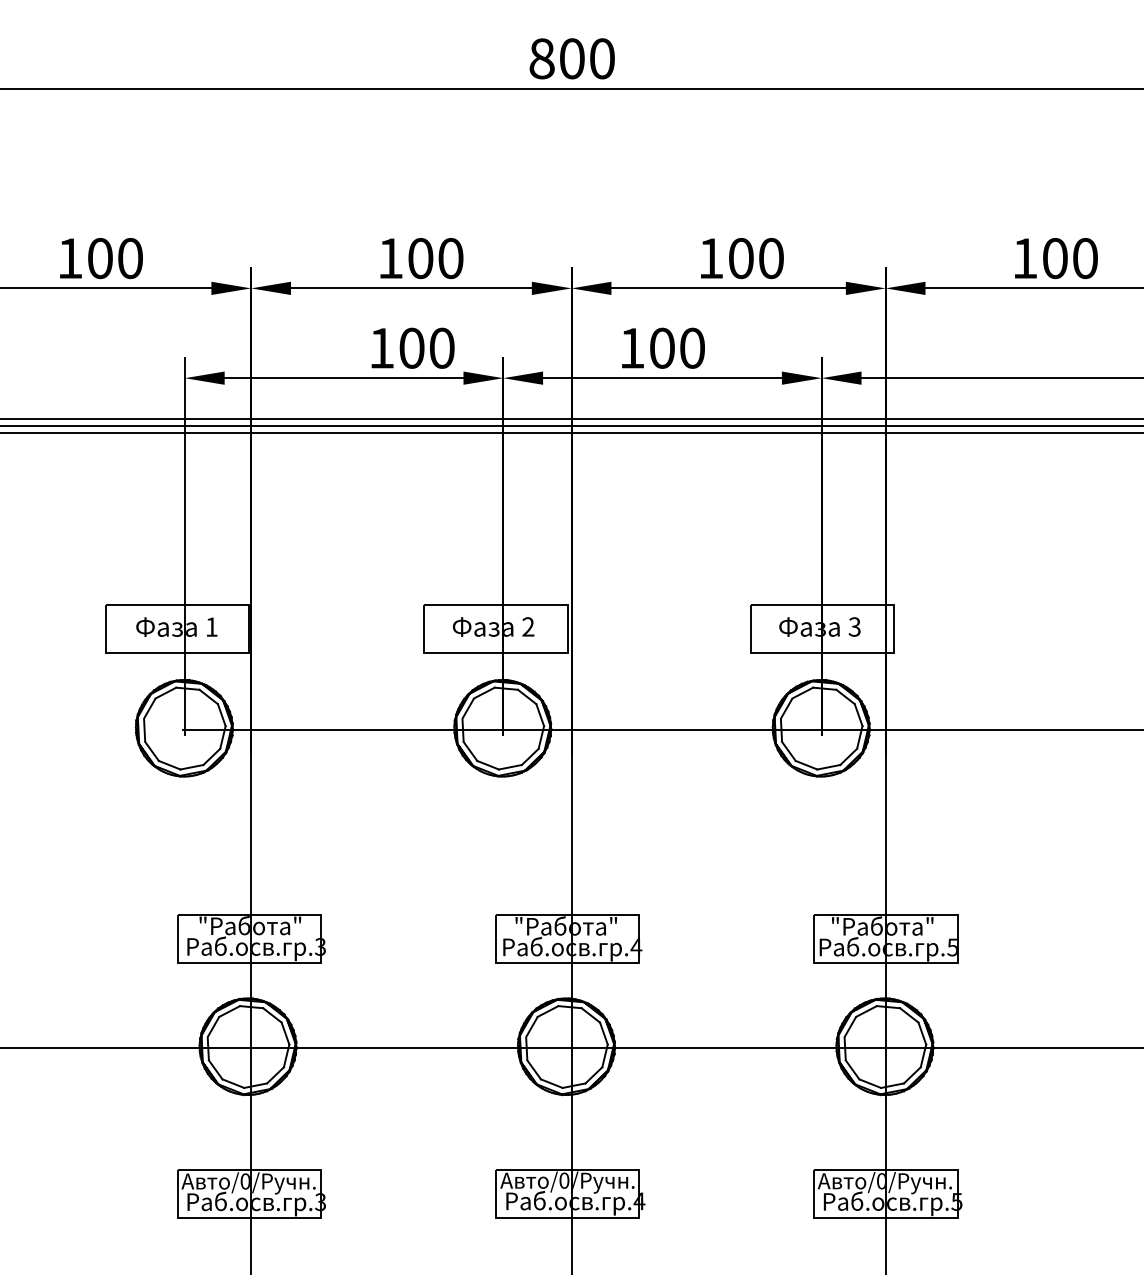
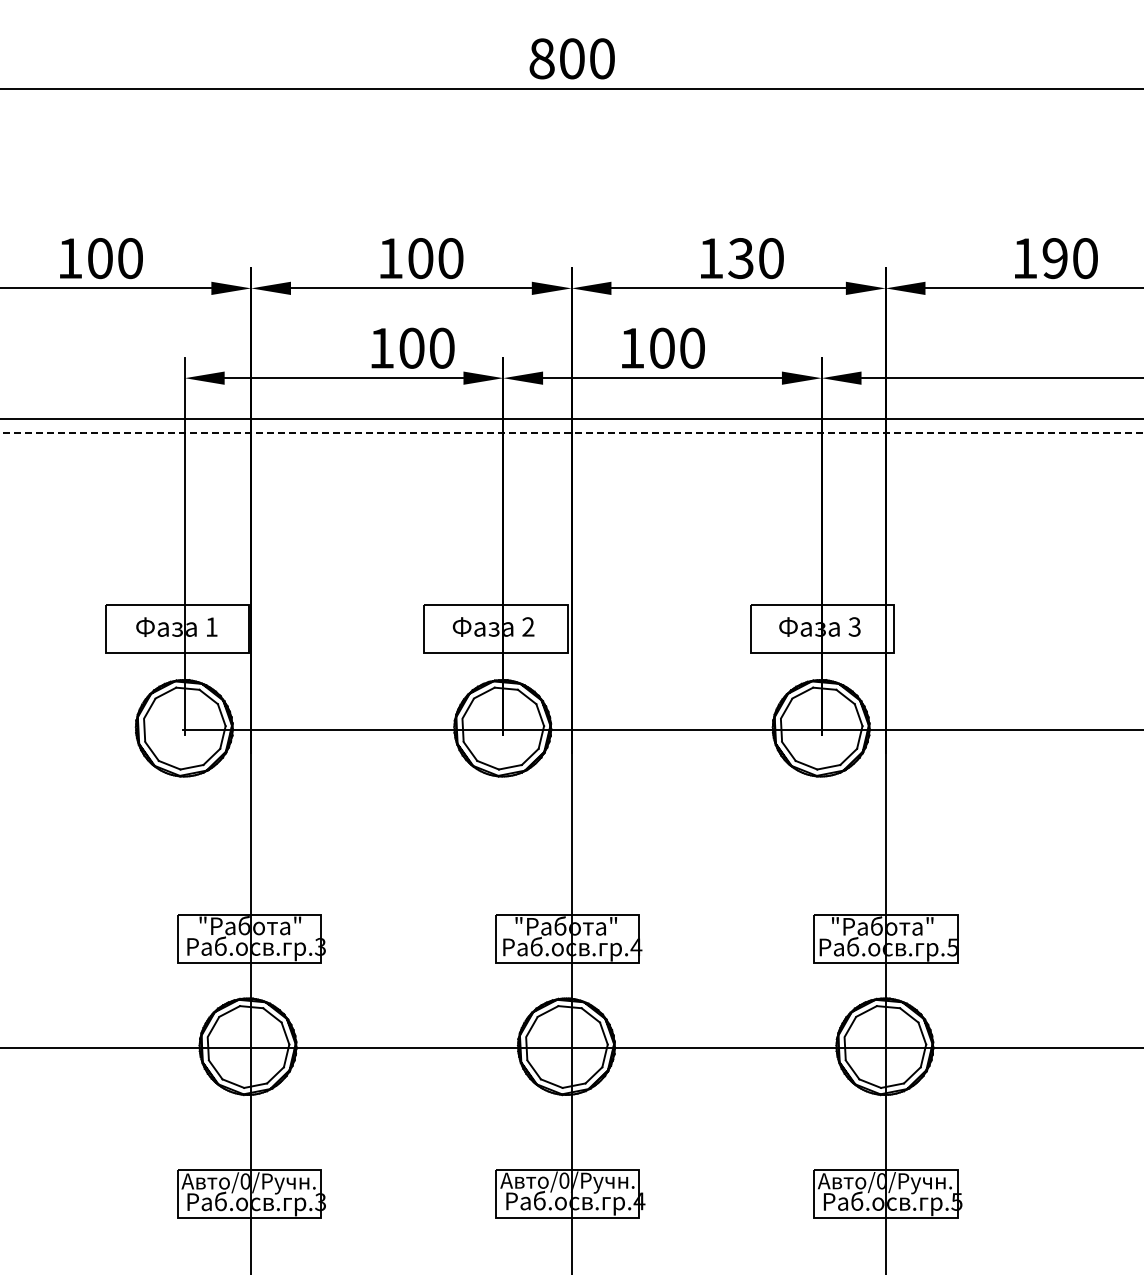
text: 100 -> 130 (740, 258)
text: 100 -> 190 (1054, 258)
line: present -> none (571, 426)
line: solid -> dashed (572, 432)
